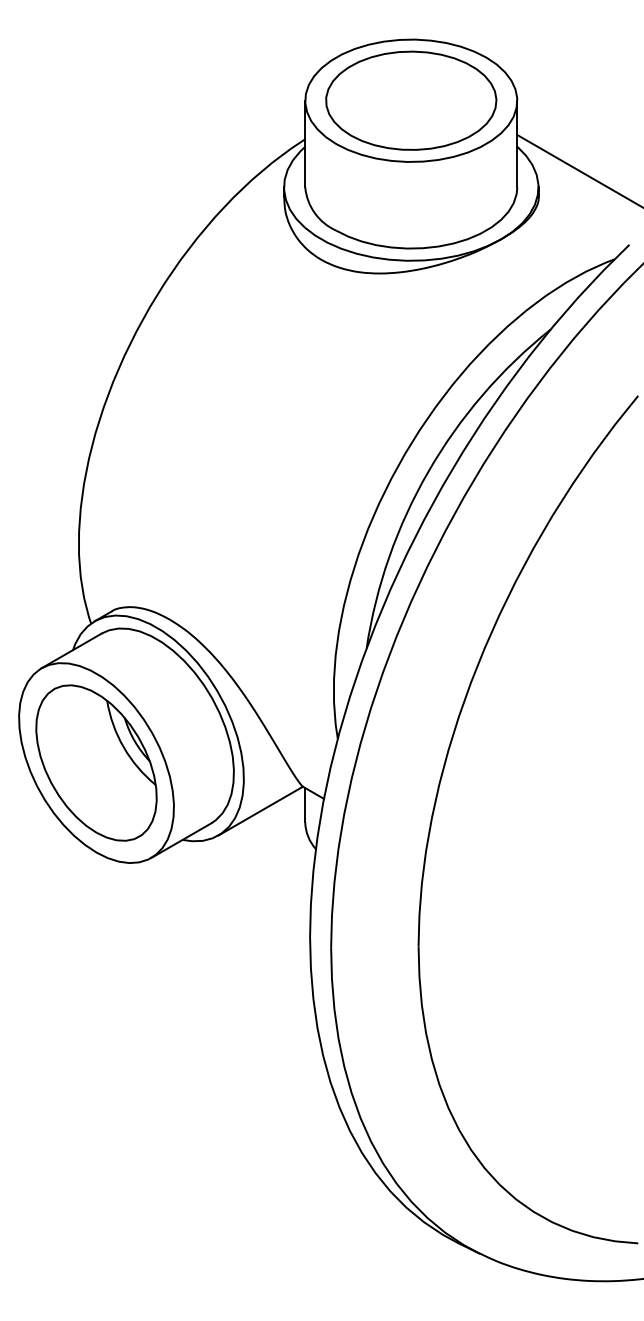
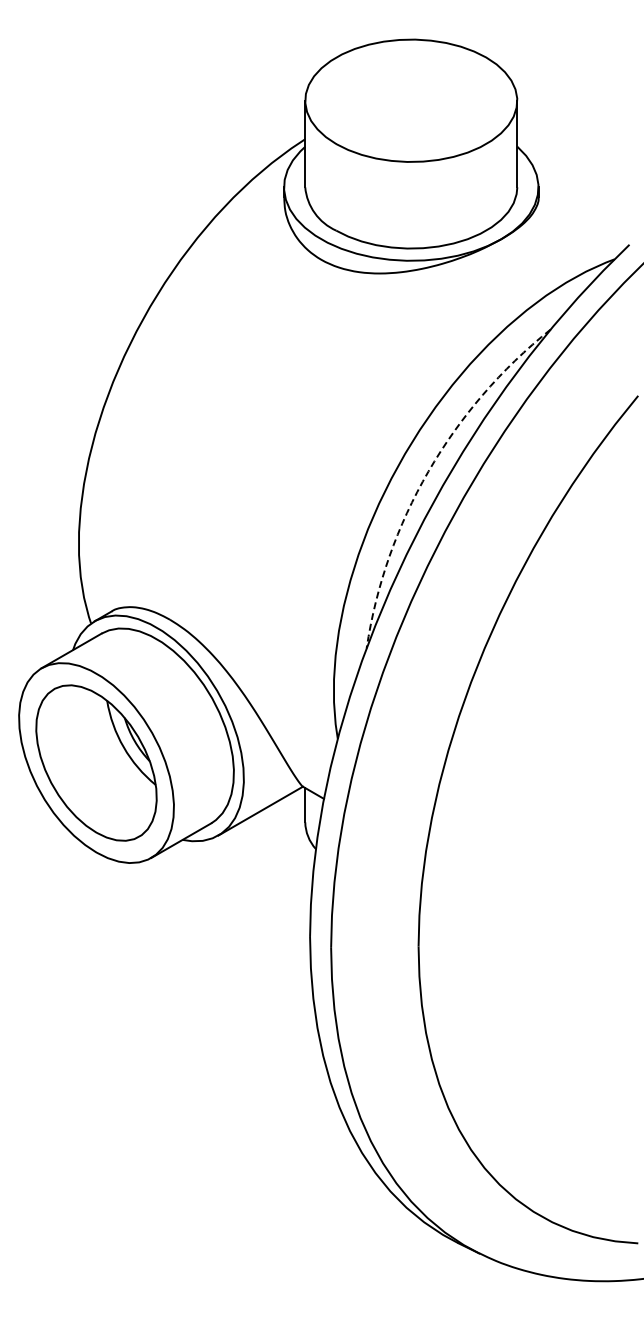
part: present -> none (411, 100)
line: present -> none (578, 170)
arc: solid -> dashed (428, 471)
